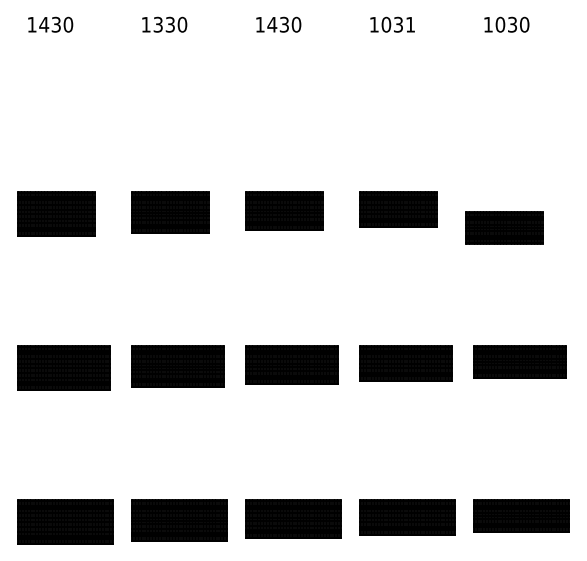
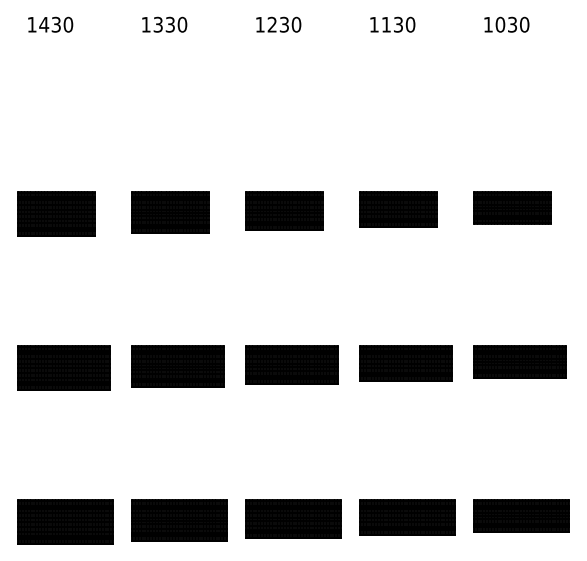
text: 1430 -> 1230 (272, 24)
text: 1031 -> 1130 (398, 24)
part position: (504, 227) -> (512, 207) (512, 207)
